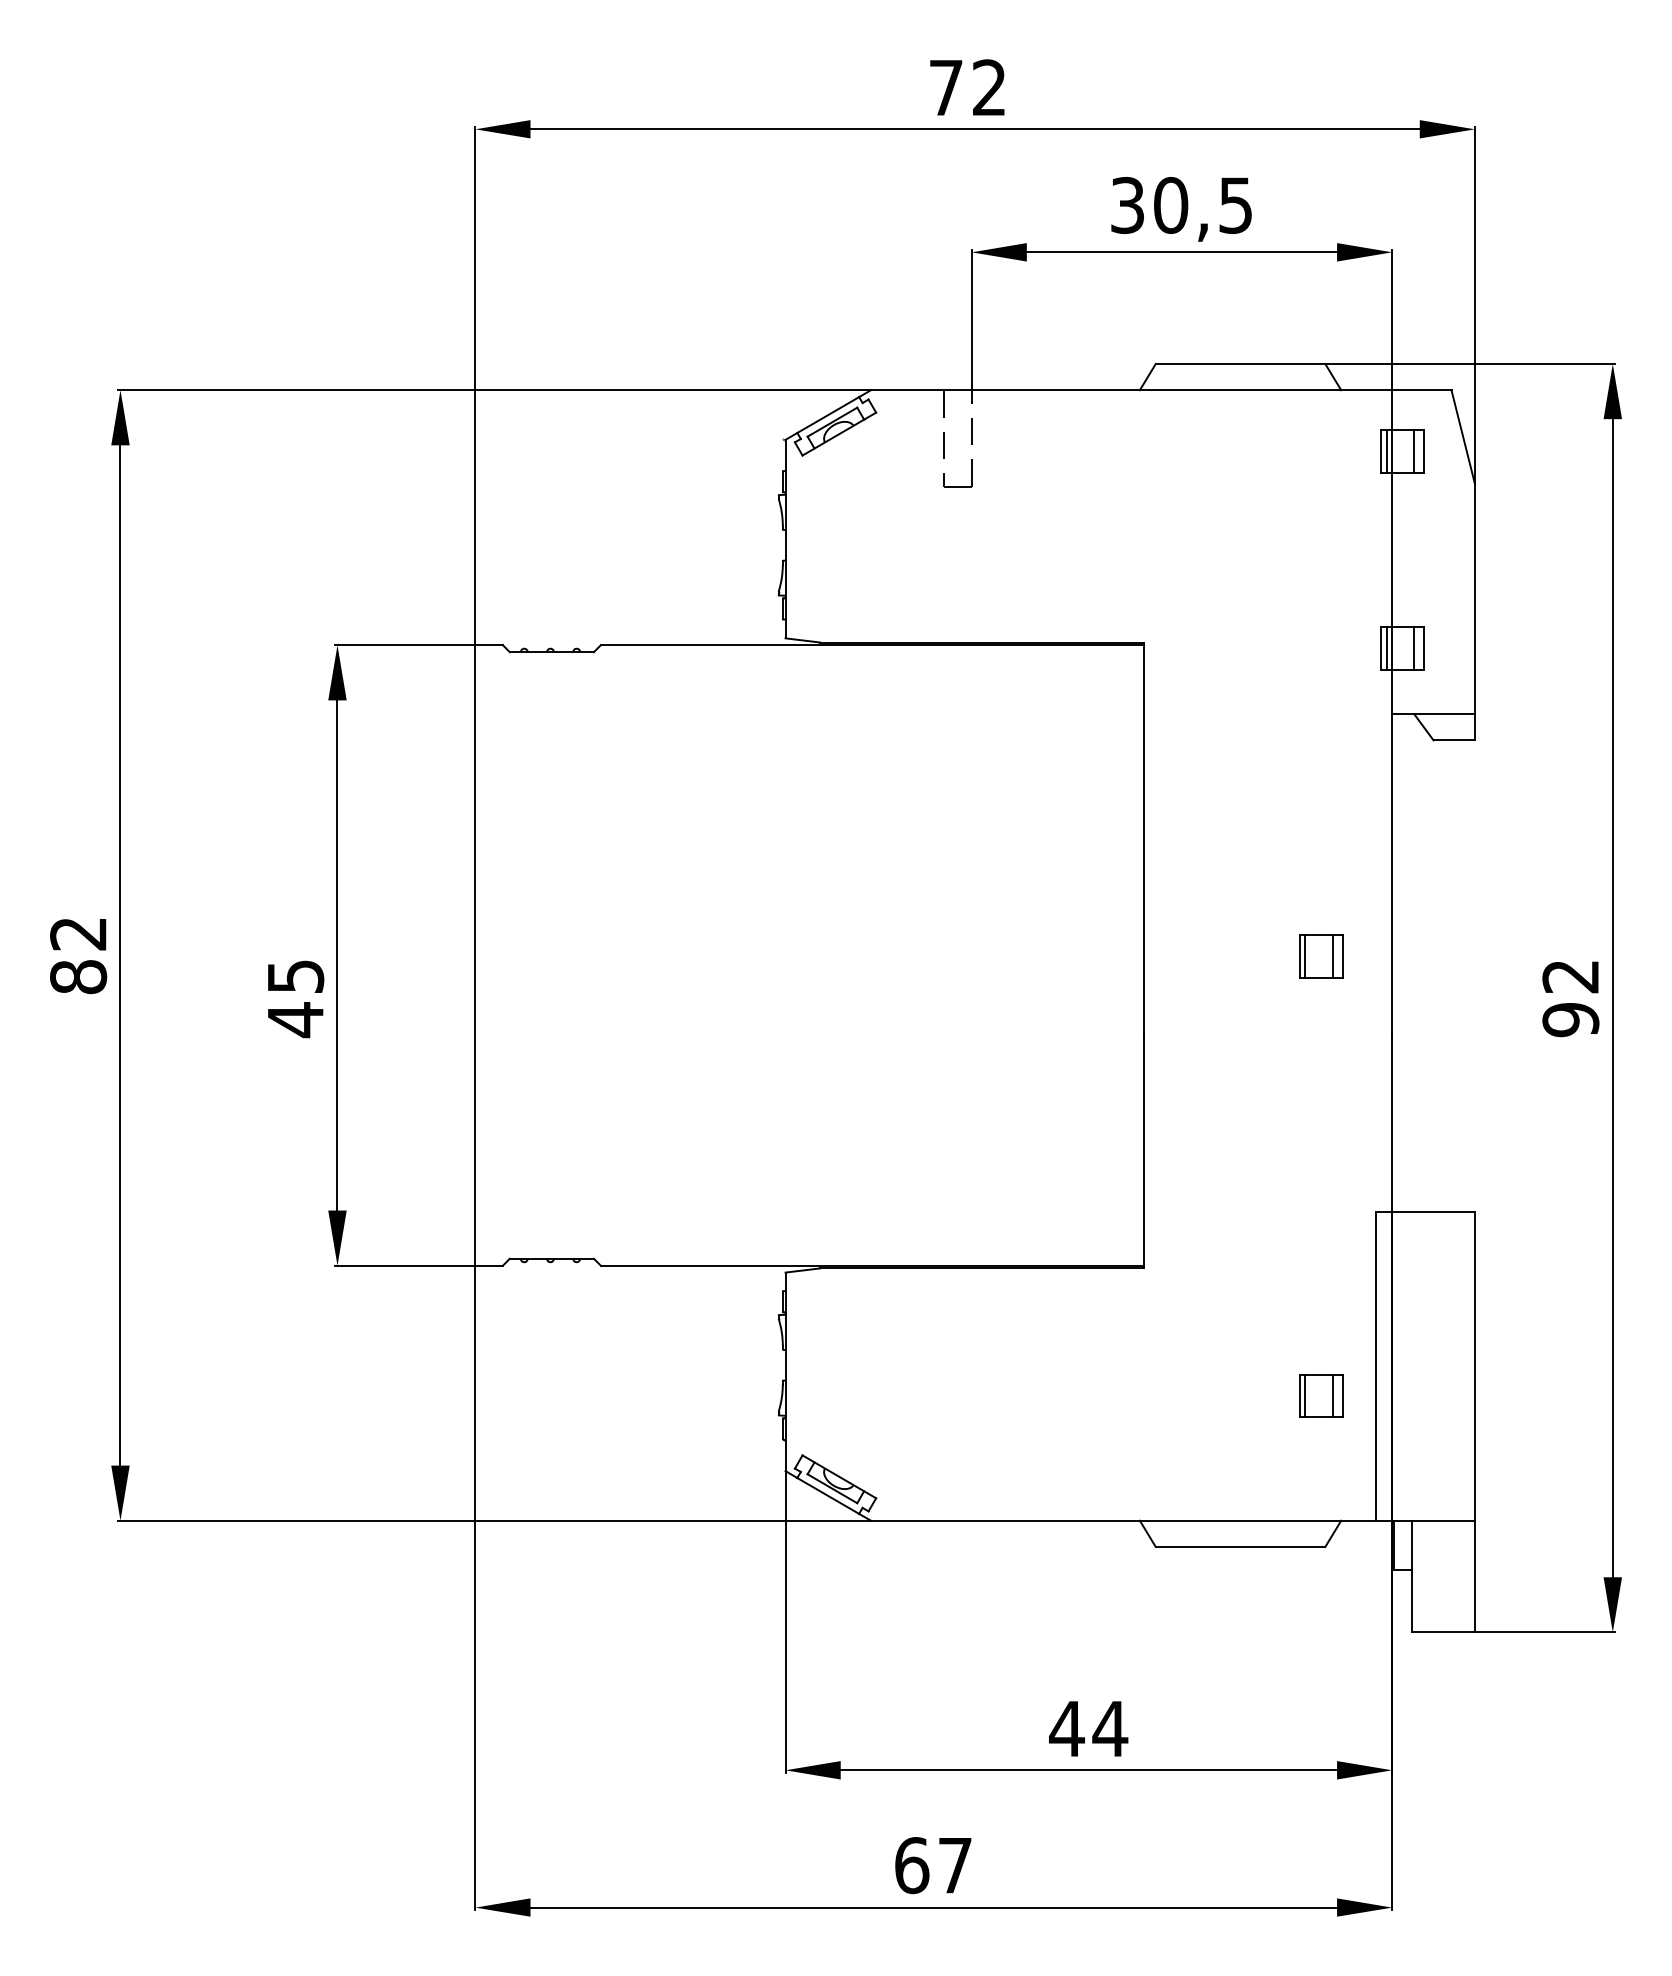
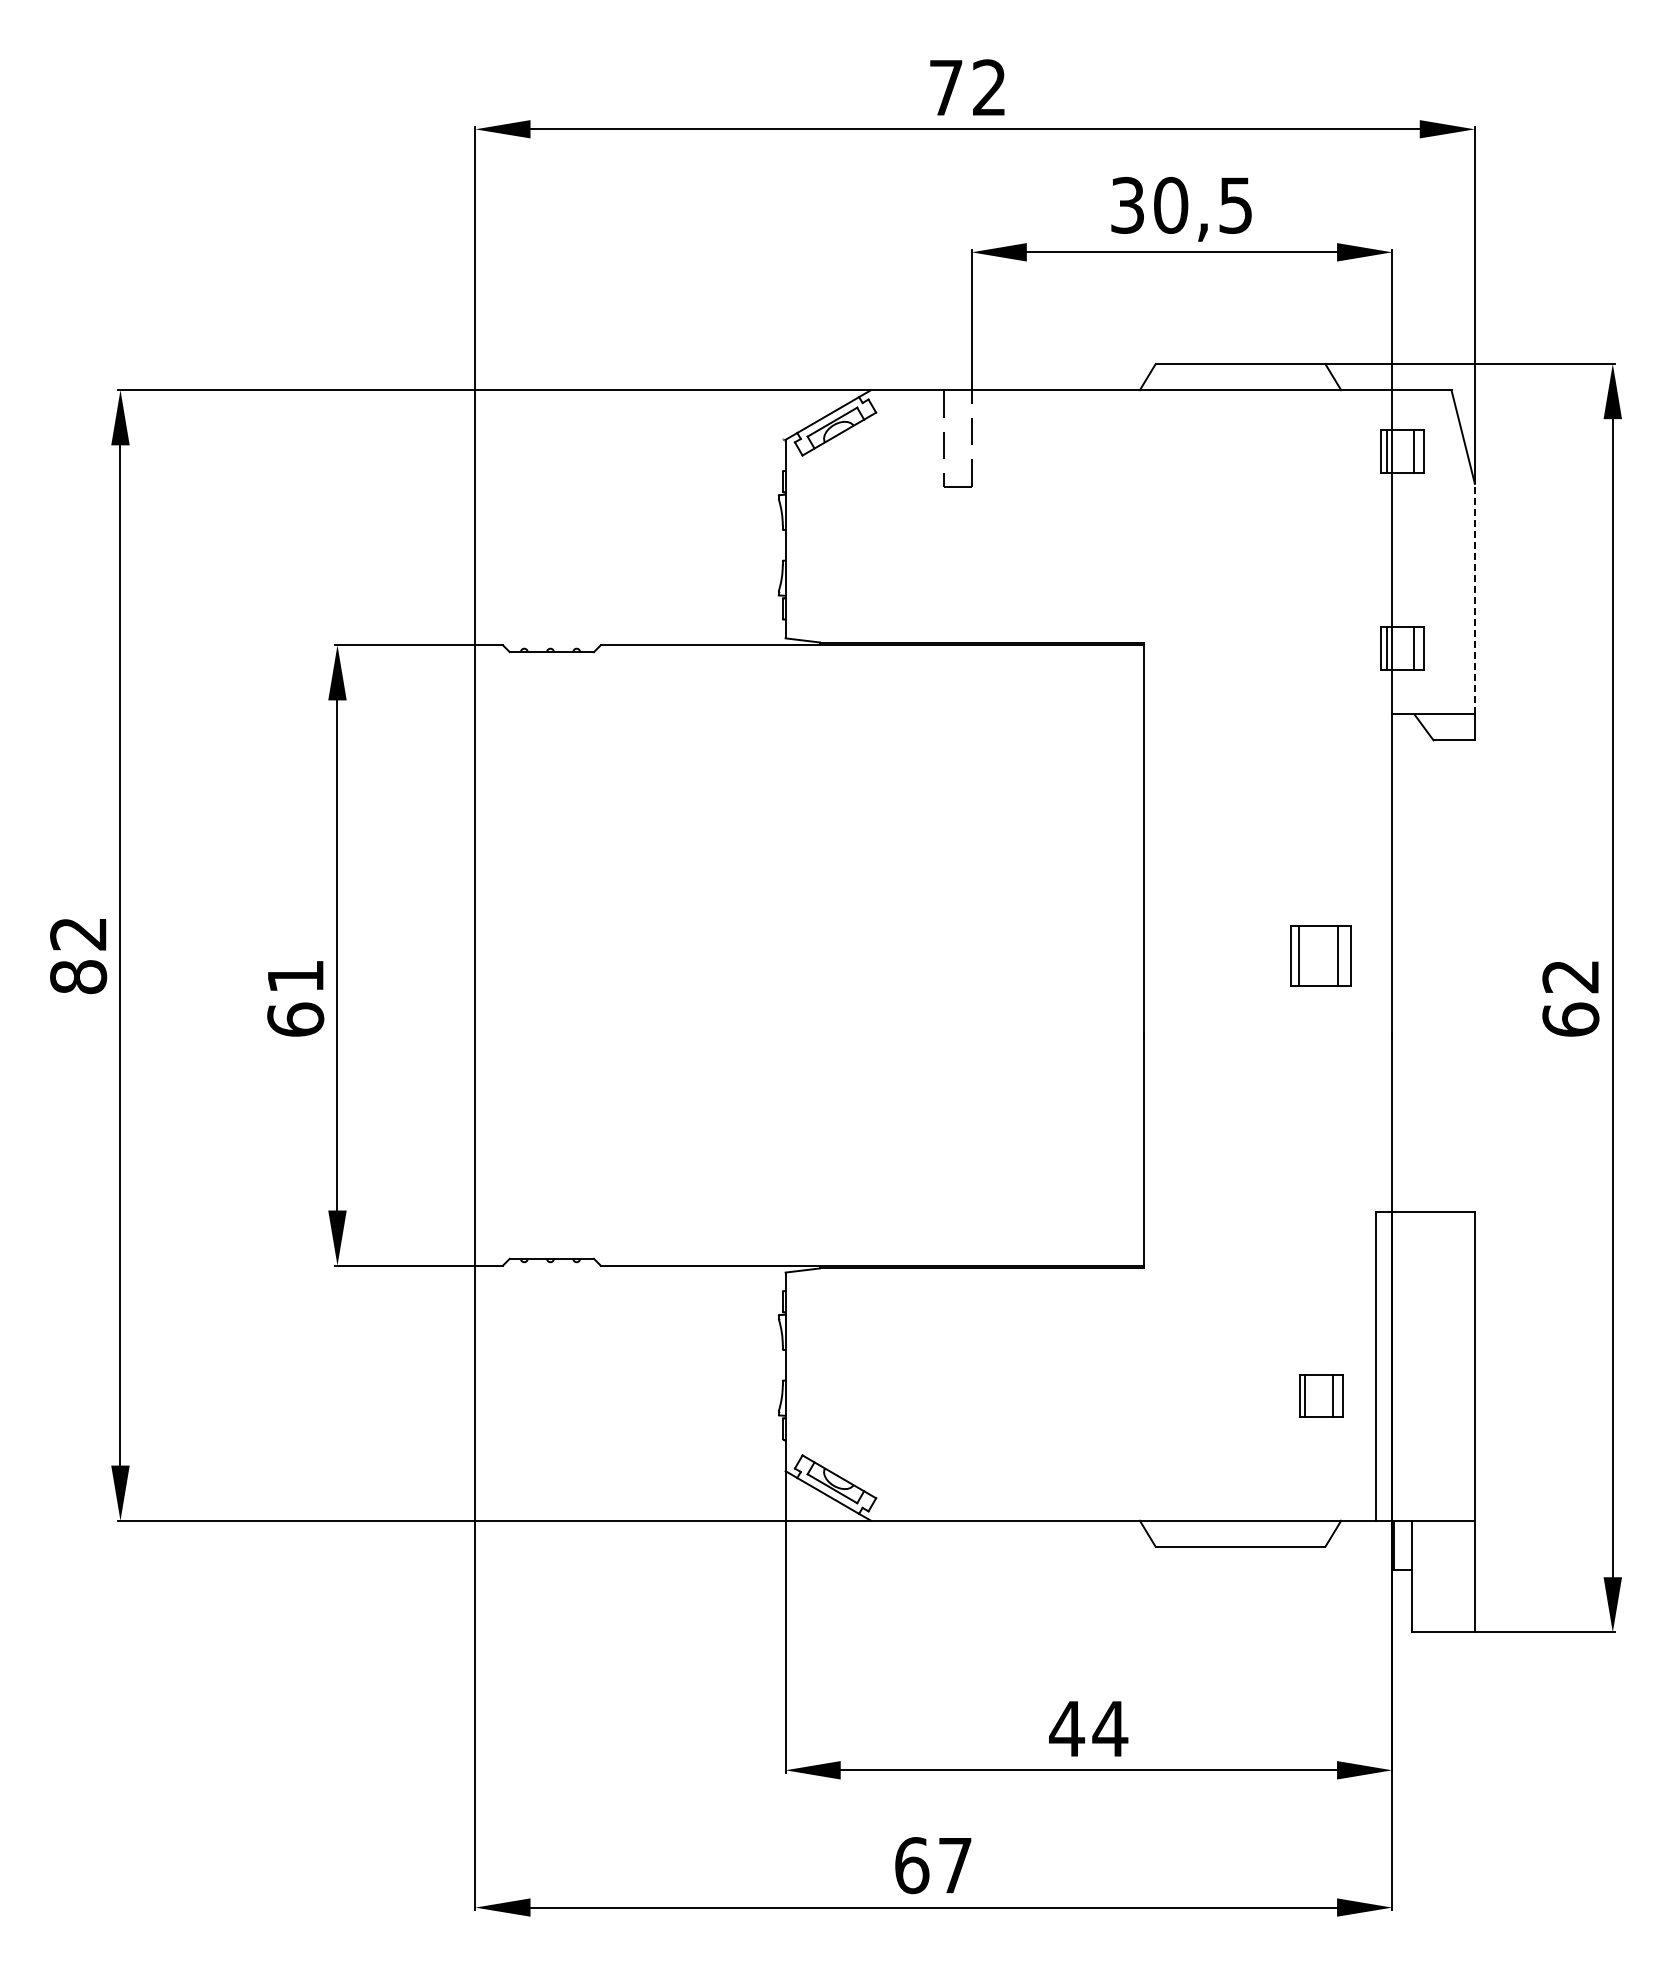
line: solid -> dashed (1474, 598)
part size: 45x45 px -> 62x62 px (1320, 955)
text: 45 -> 61 (295, 999)
text: 92 -> 62 (1570, 1019)
